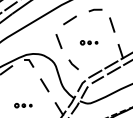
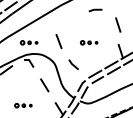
line: present -> none (69, 20)
line position: (112, 24) -> (118, 24) (118, 24)
part: none -> present (28, 42)
